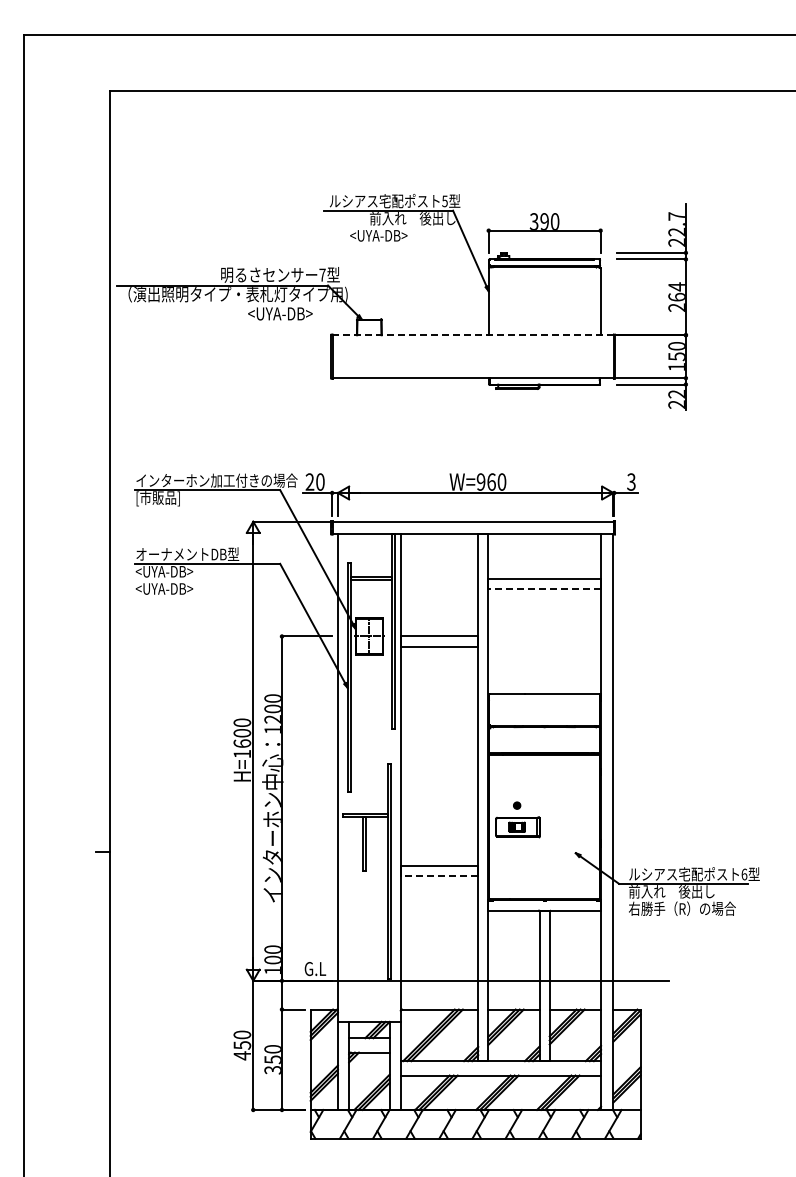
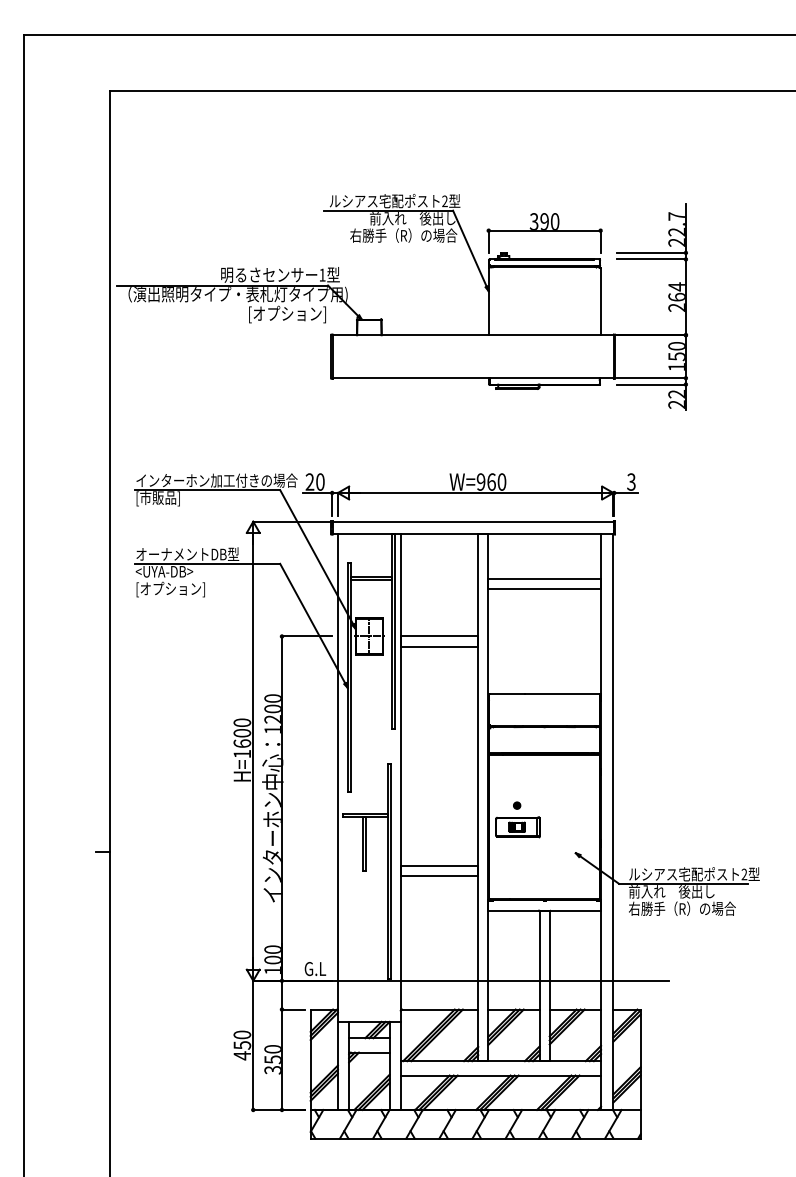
text: 5 -> 2 (444, 201)
text: <UYA-DB> -> 右勝手（R）の場合 (403, 235)
text: 7 -> 1 (322, 274)
text: <UYA-DB> -> [オプション] (287, 314)
line: dashed -> solid (472, 335)
text: <UYA-DB> -> [オプション] (169, 589)
line: dashed -> solid (544, 589)
text: 6 -> 2 (744, 874)
line: dashed -> solid (439, 876)
